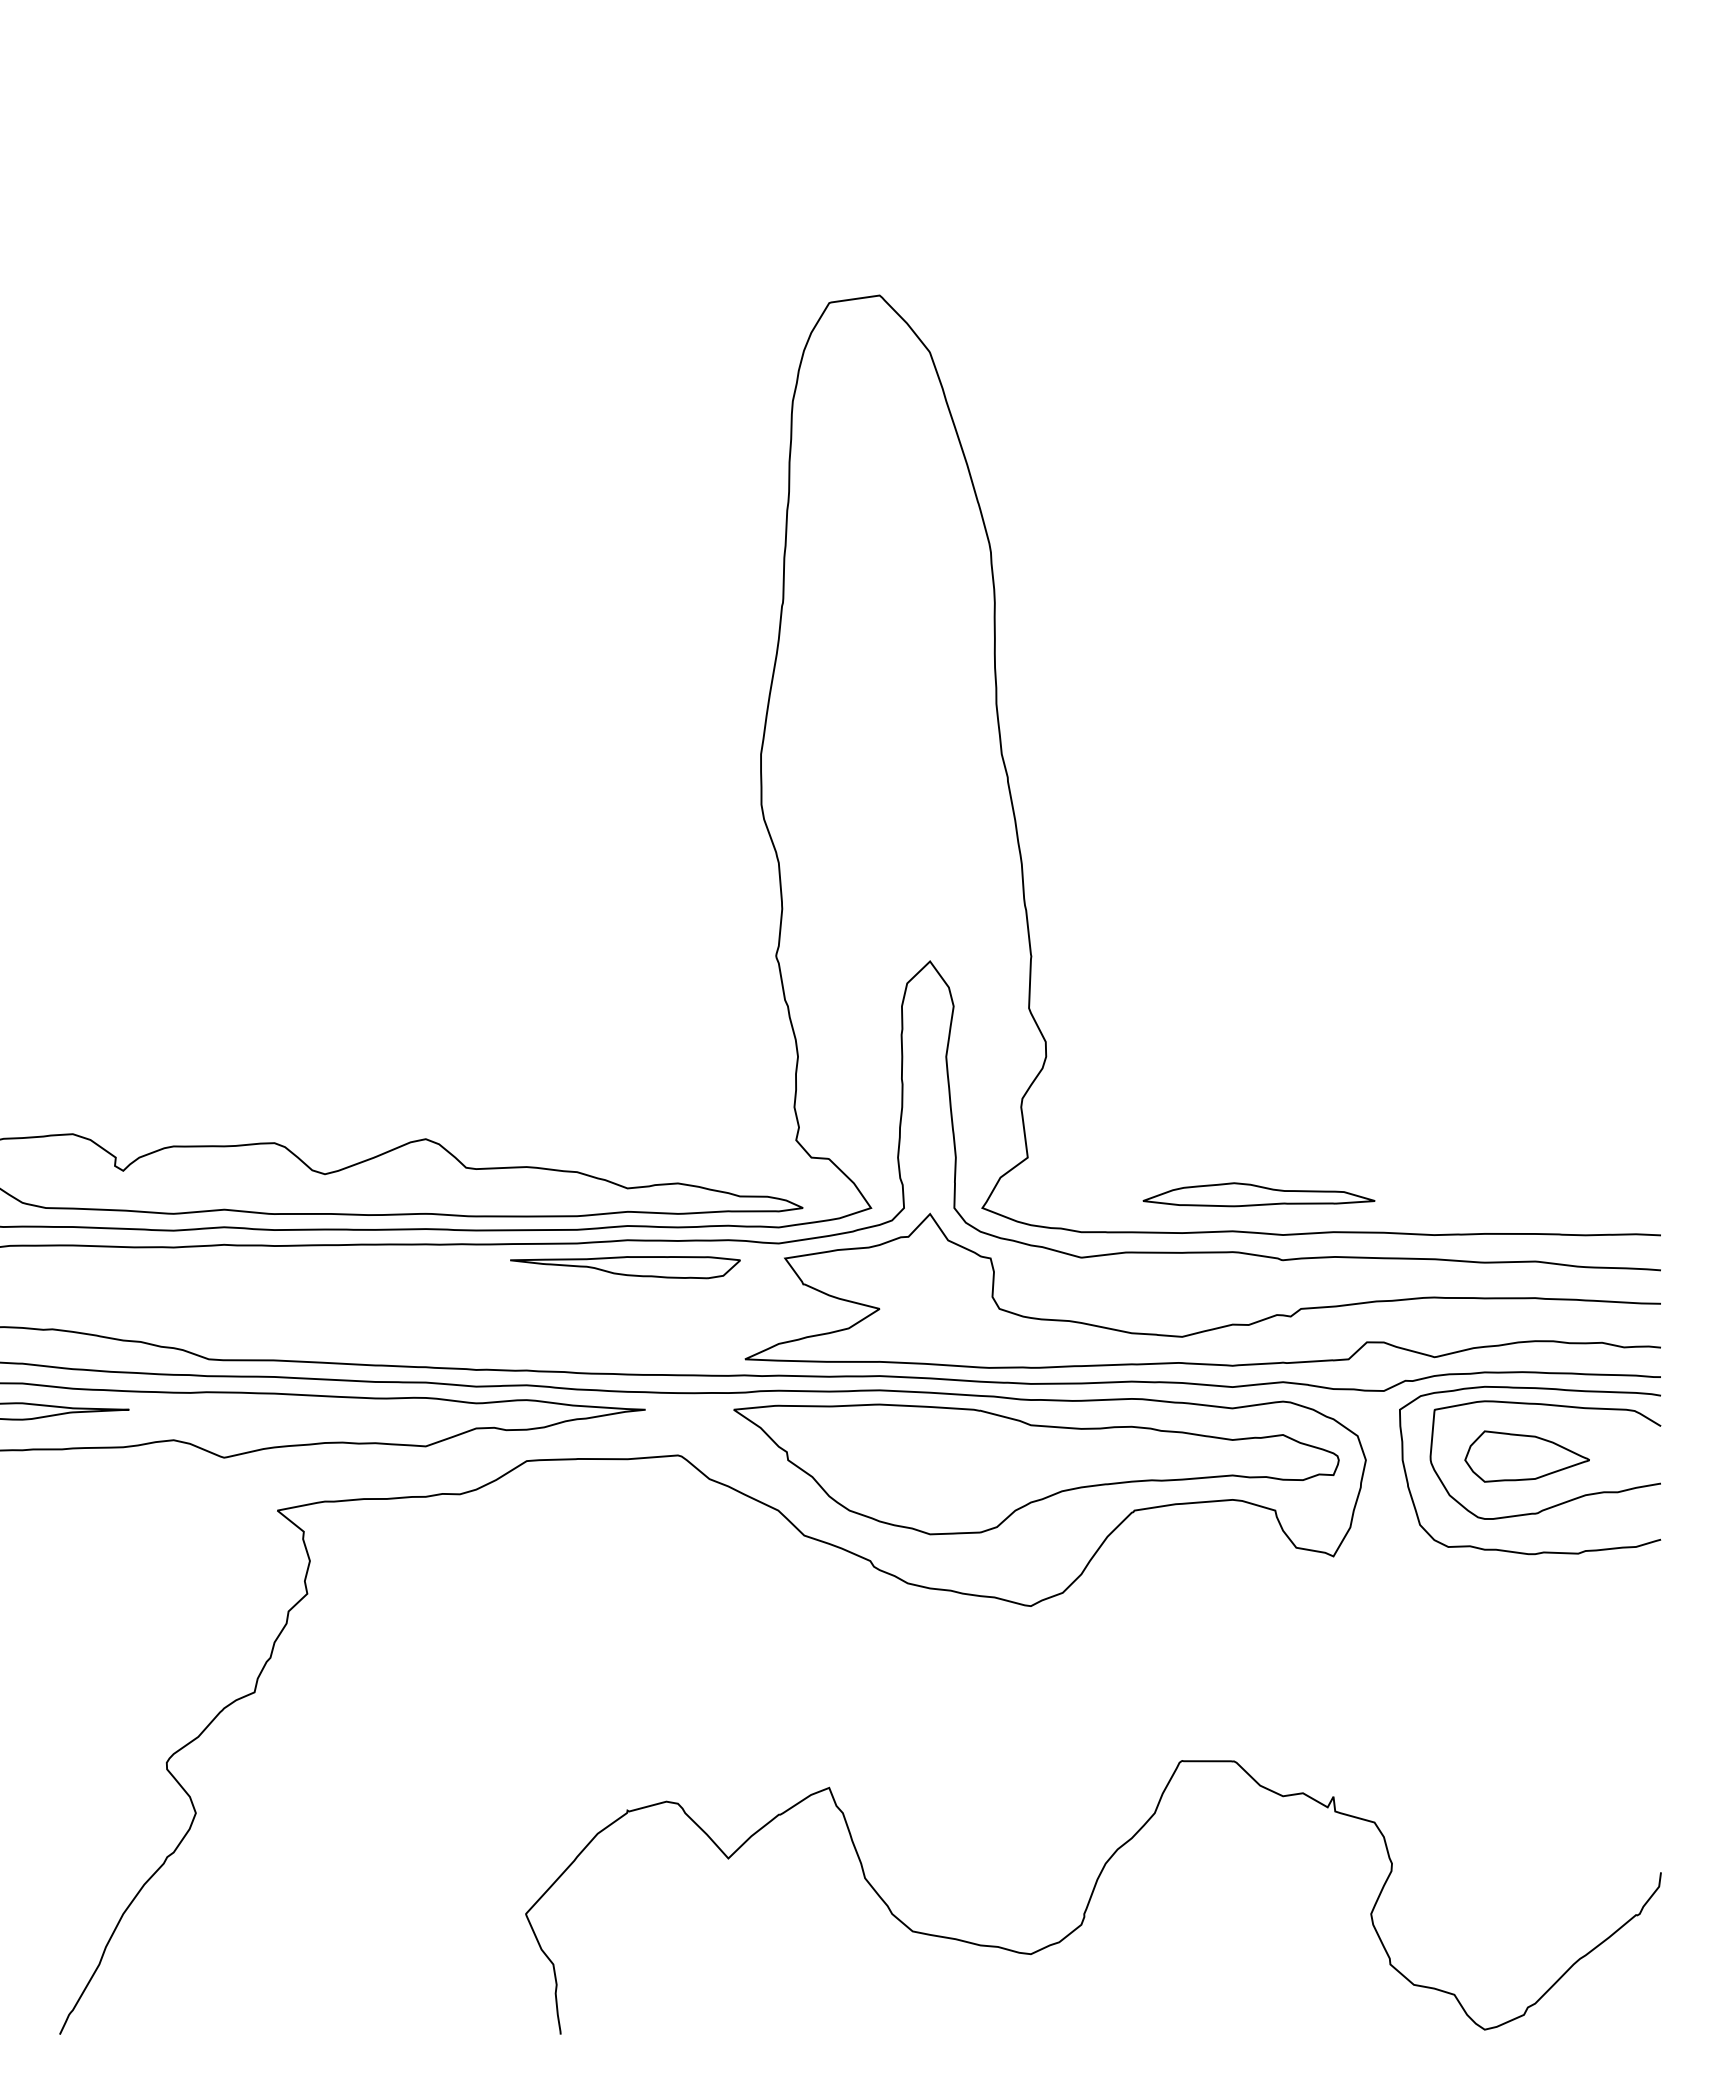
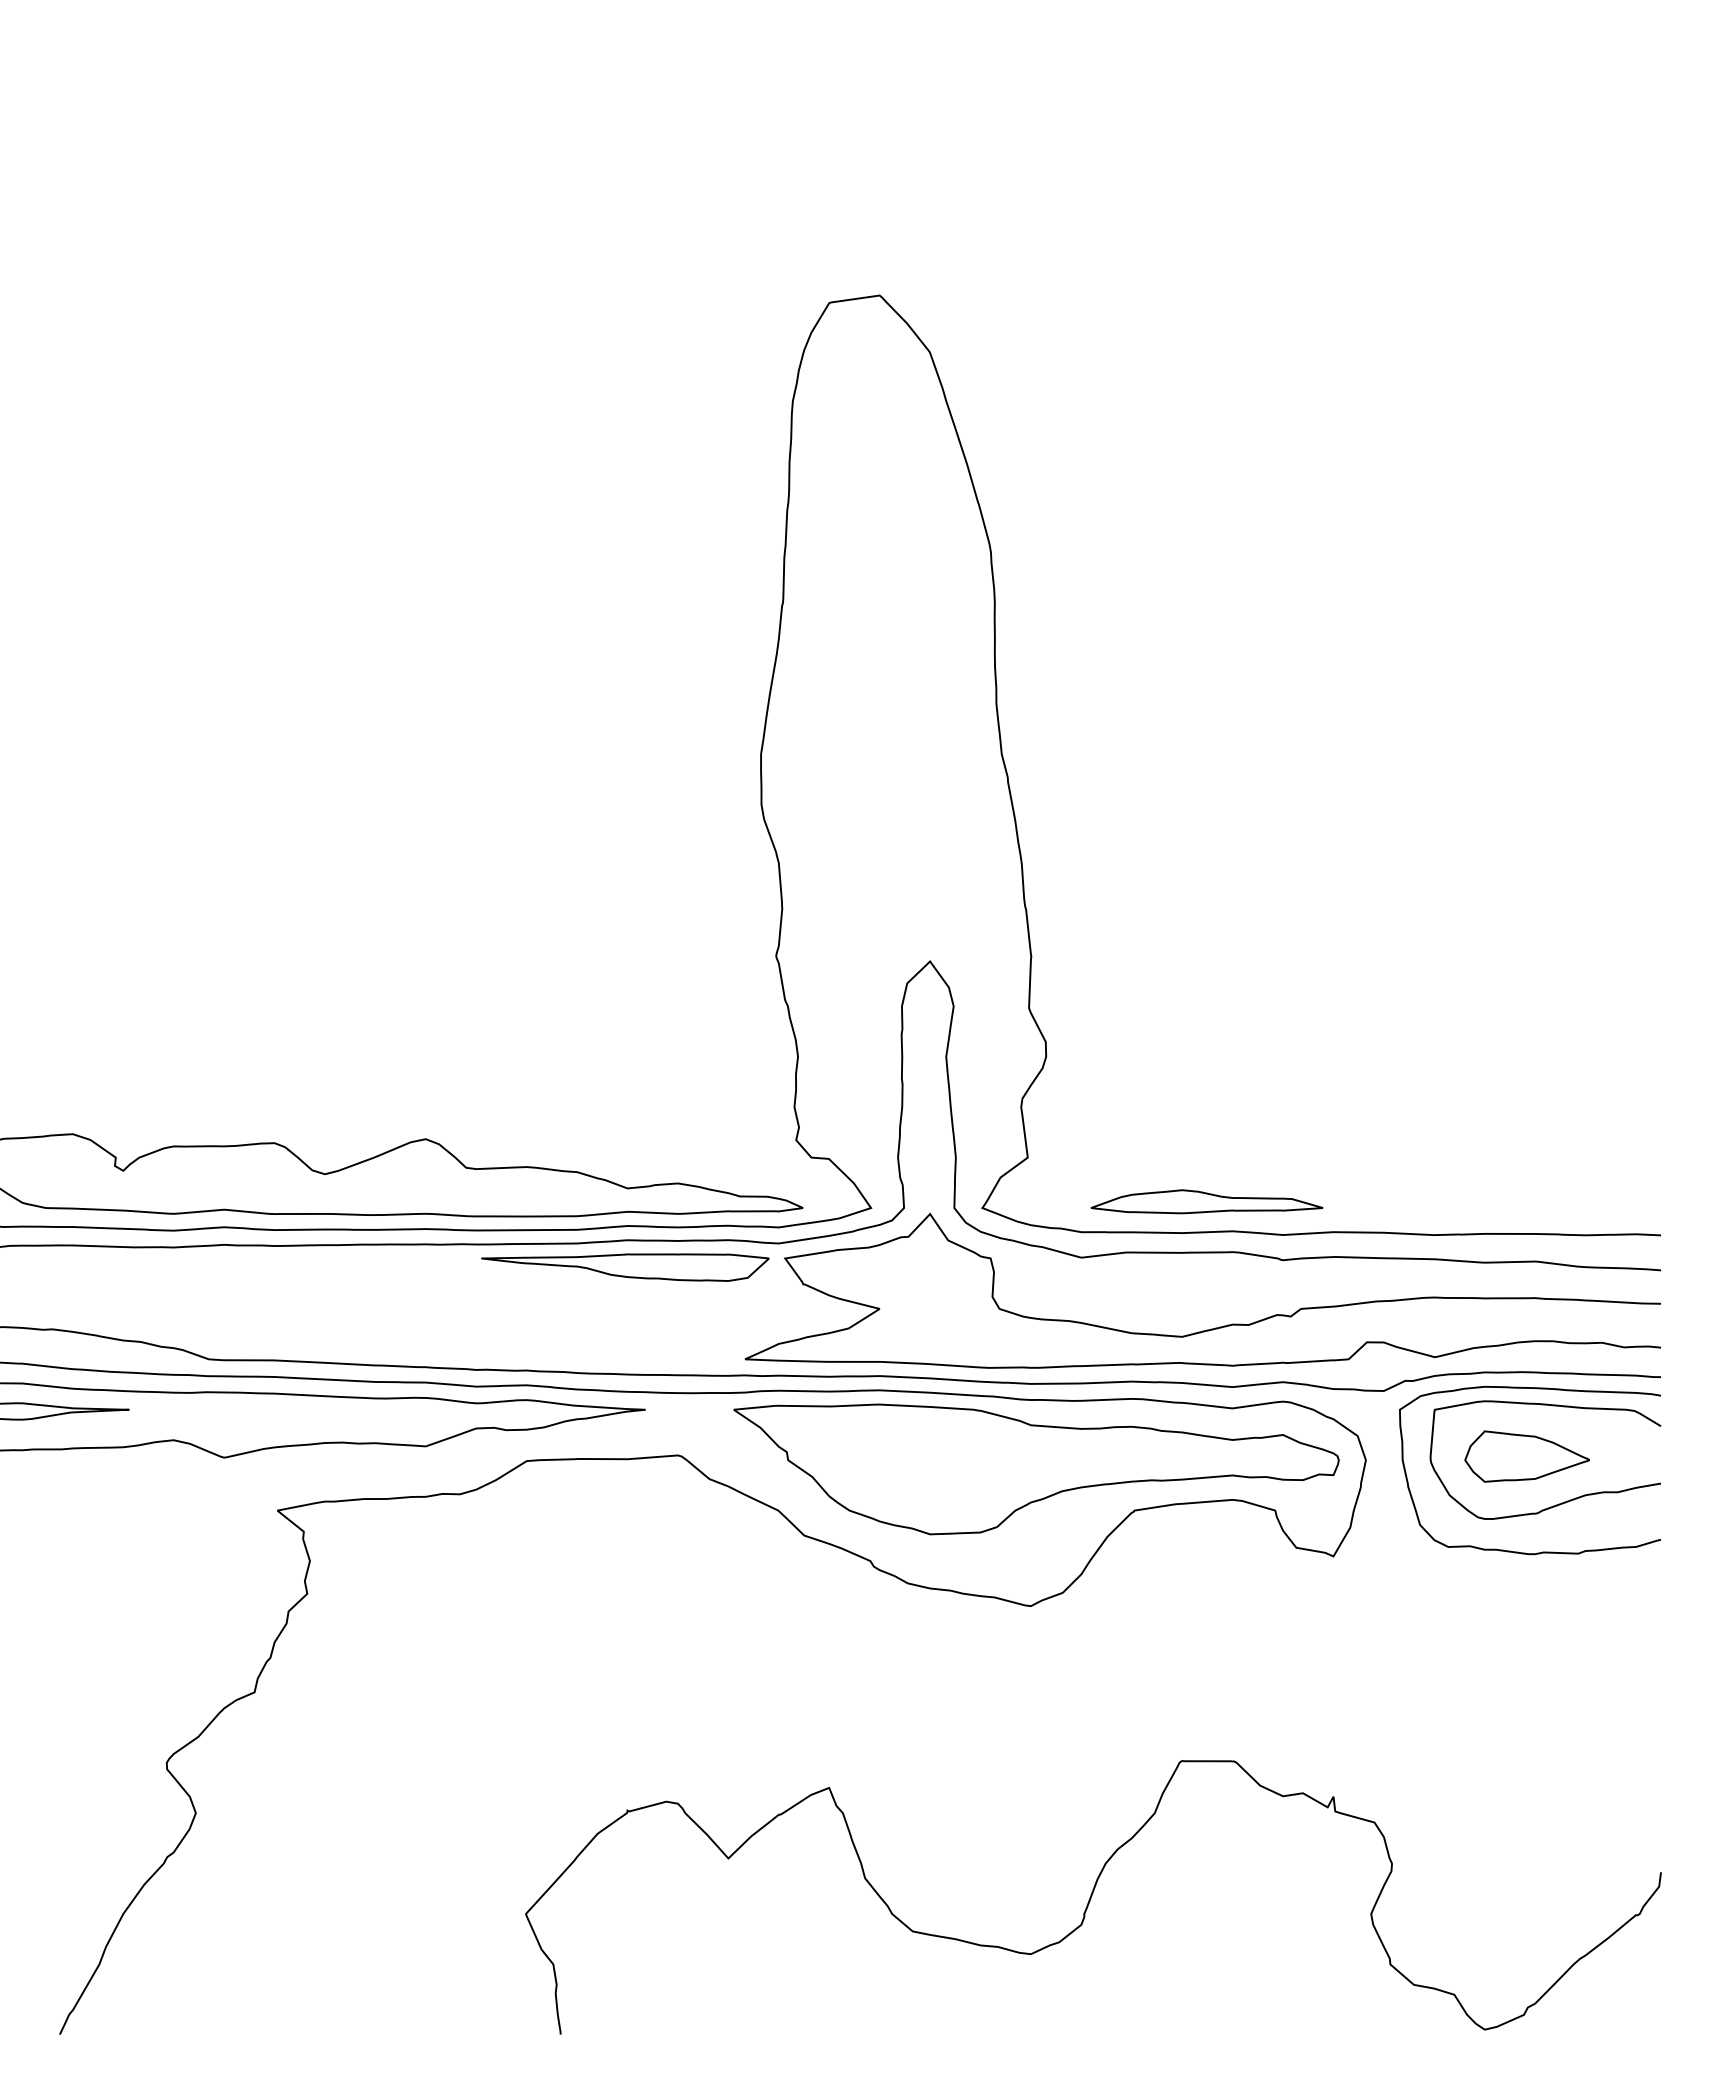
part position: (1258, 1194) -> (1206, 1201) (1206, 1201)
part size: 231x24 px -> 289x29 px (625, 1267)
